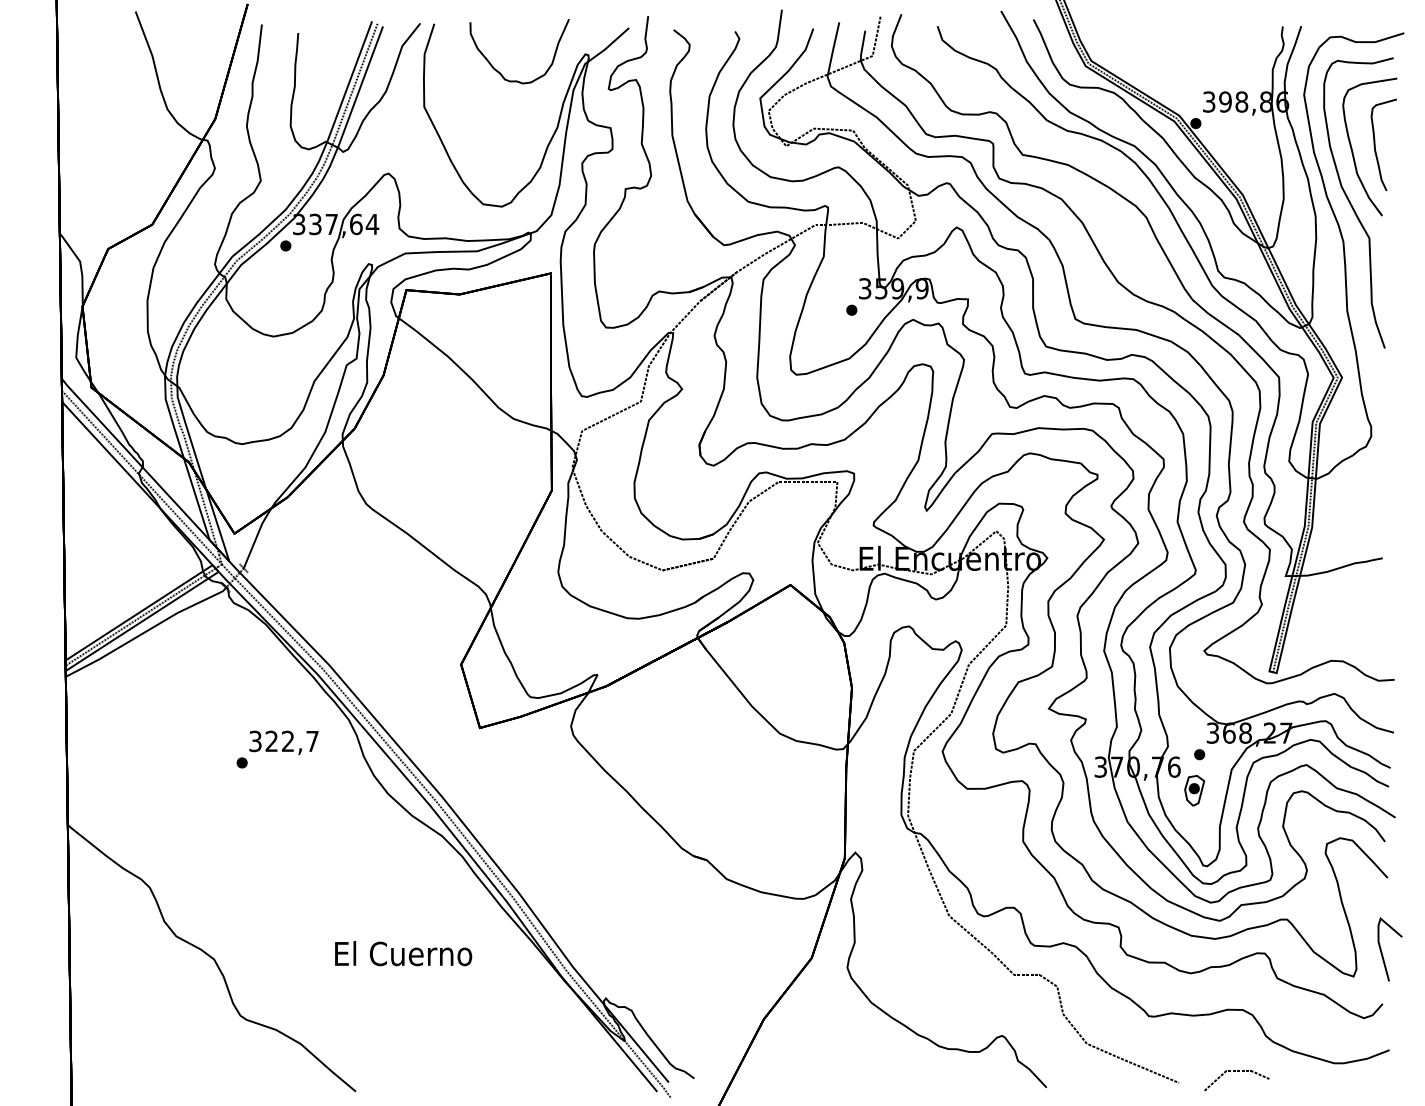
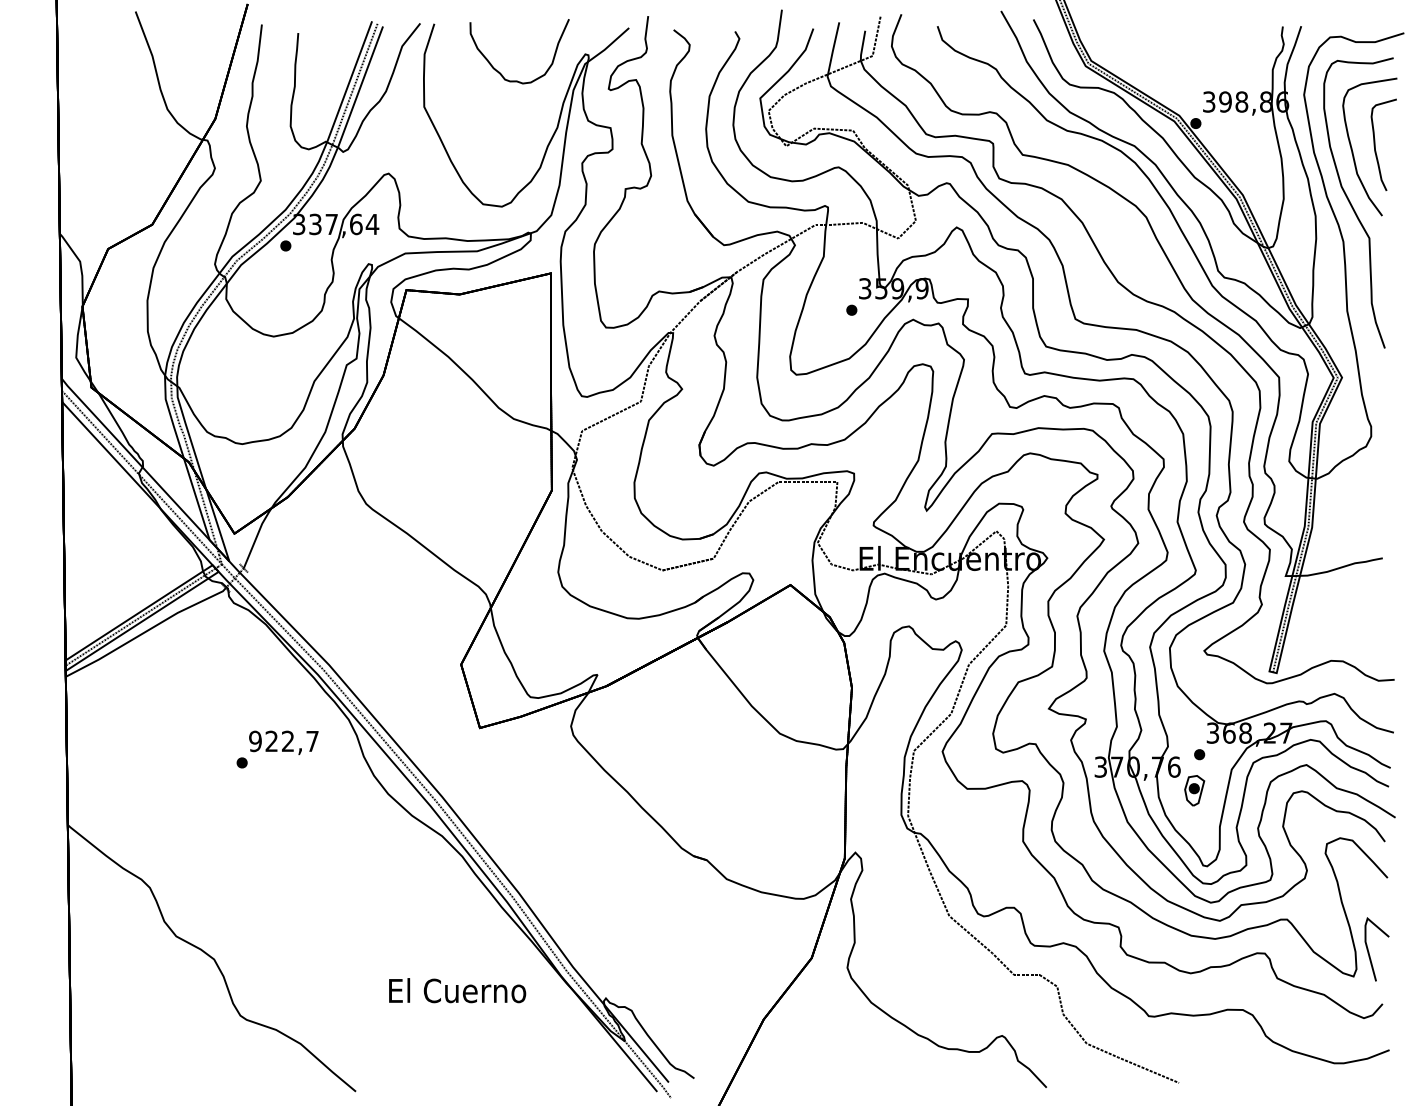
text: 322,7 -> 922,7 (255, 740)
line position: (1382, 951) -> (1369, 951) (1369, 951)
text position: (403, 953) -> (457, 990) (457, 990)
line: present -> none (1235, 1071)
